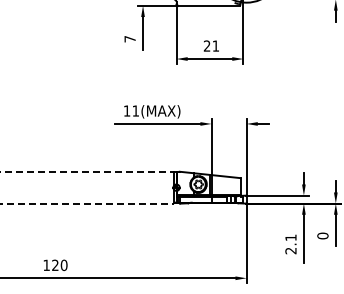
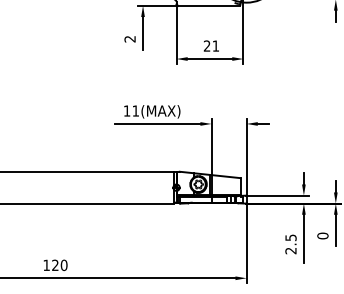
text: 7 -> 2 (129, 39)
line: dashed -> solid (88, 171)
line: dashed -> solid (86, 203)
text: 2.1 -> 2.5 (290, 237)
